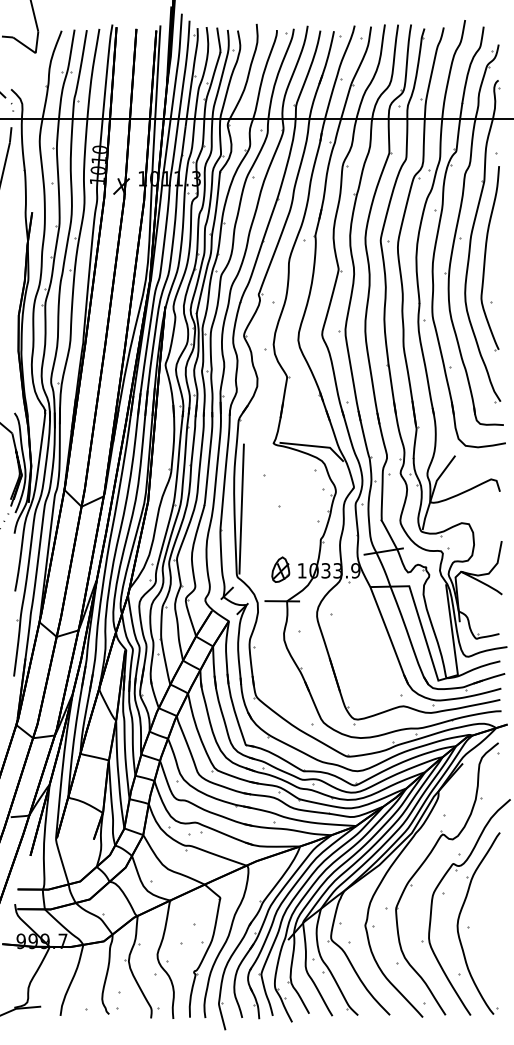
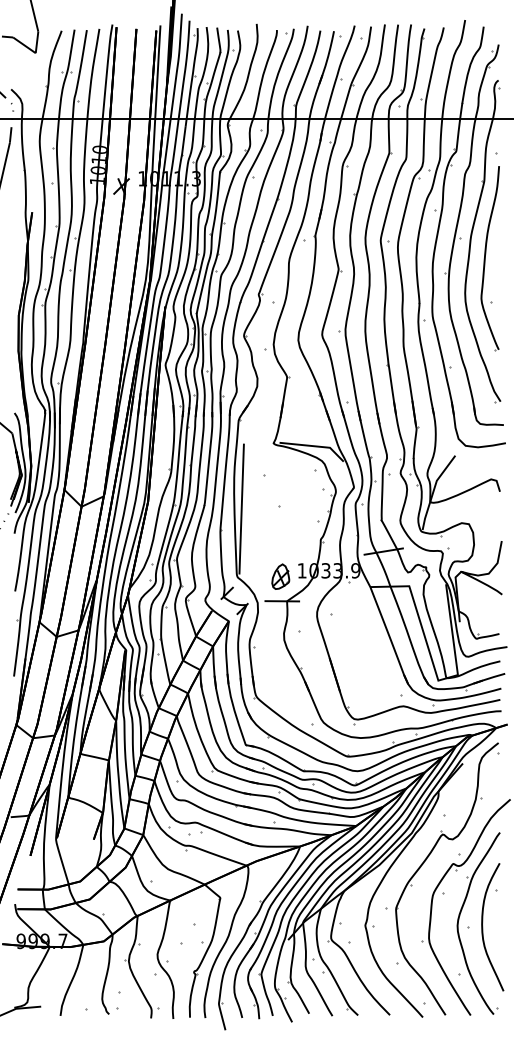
part position: (280, 569) -> (280, 576) (280, 576)
part: none -> present (483, 927)
